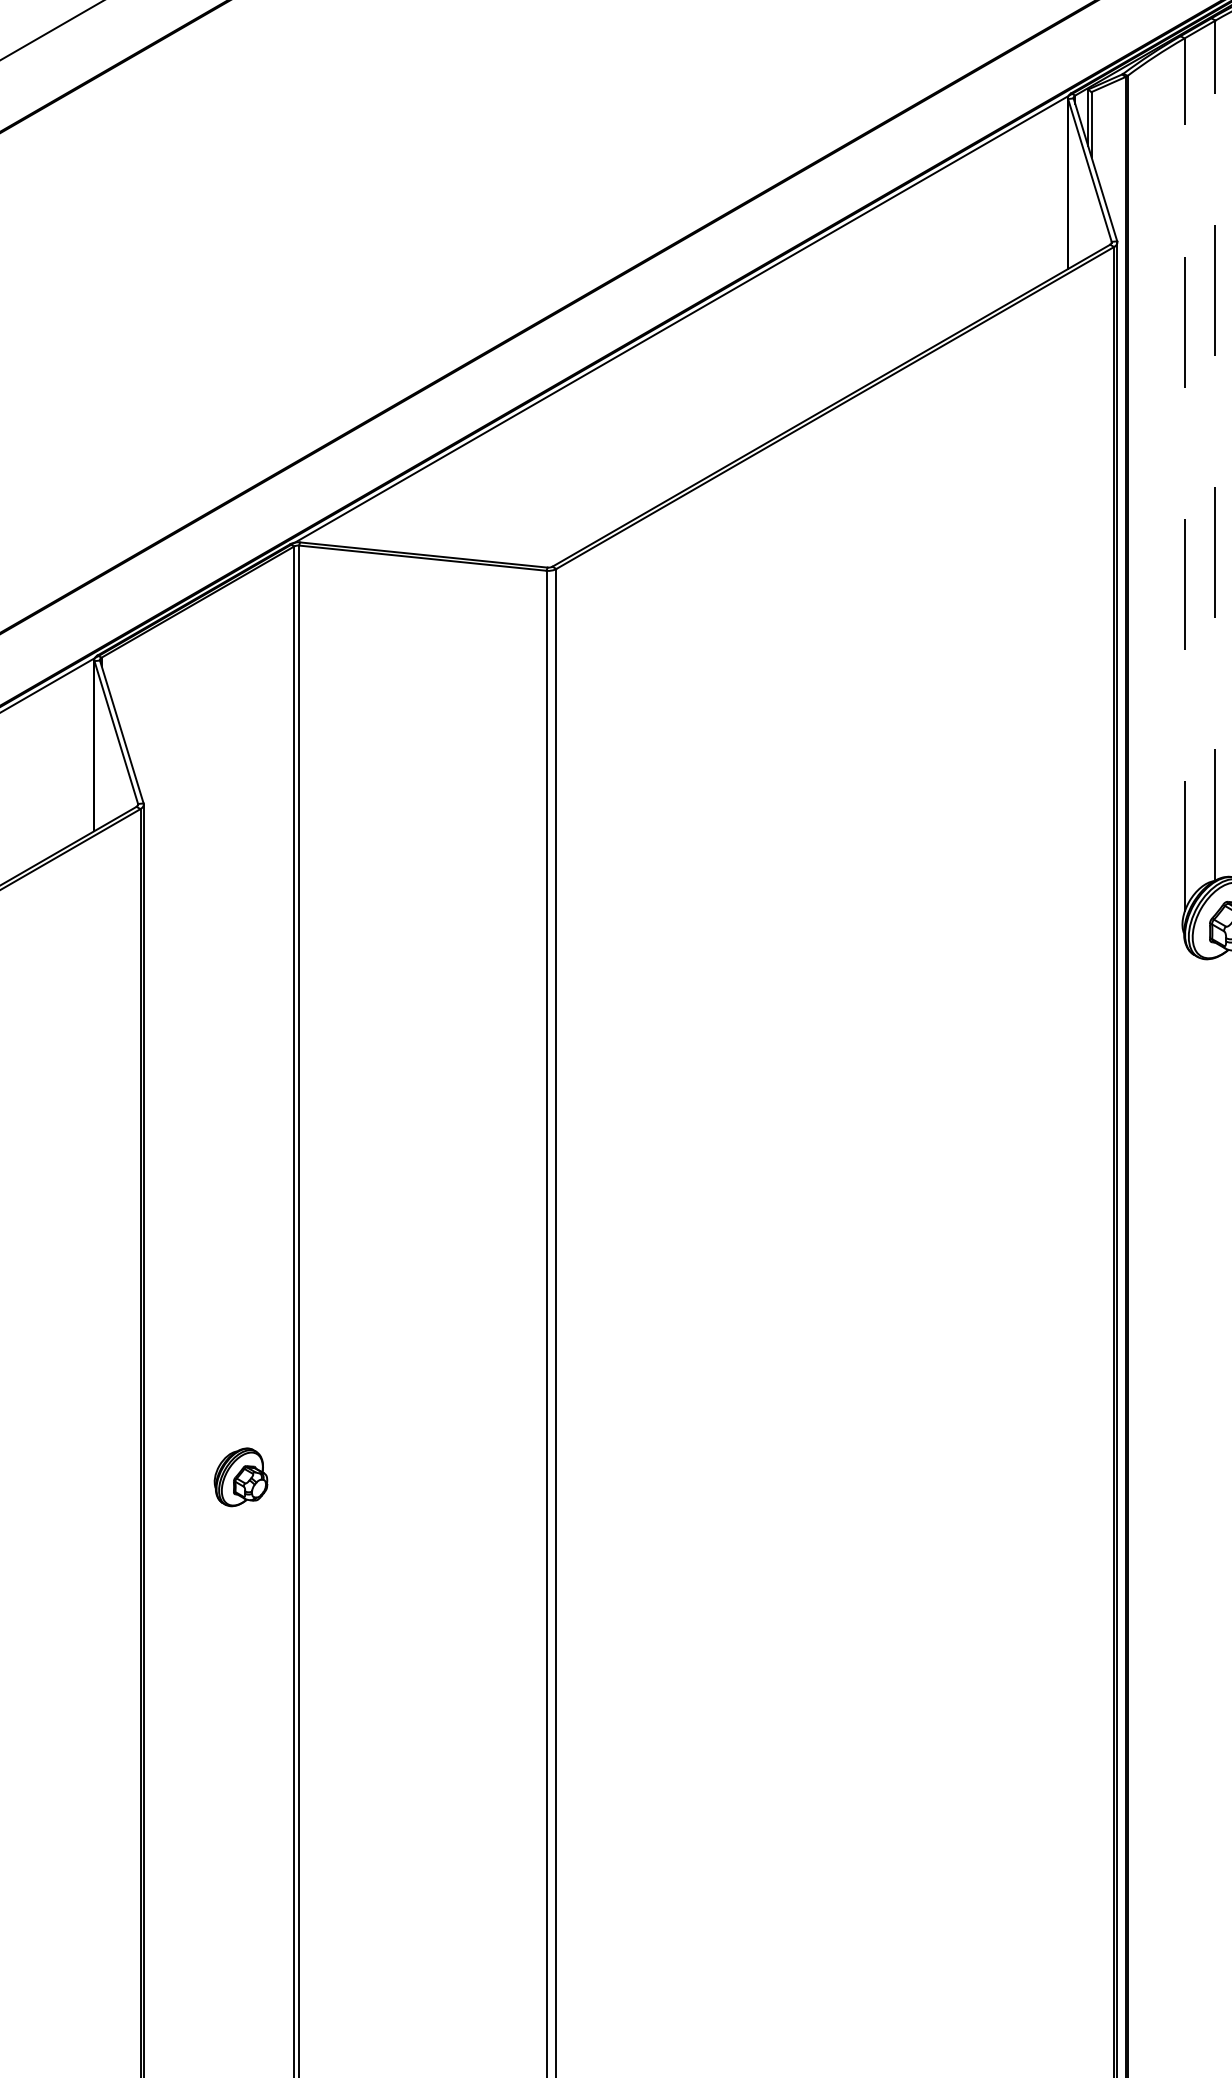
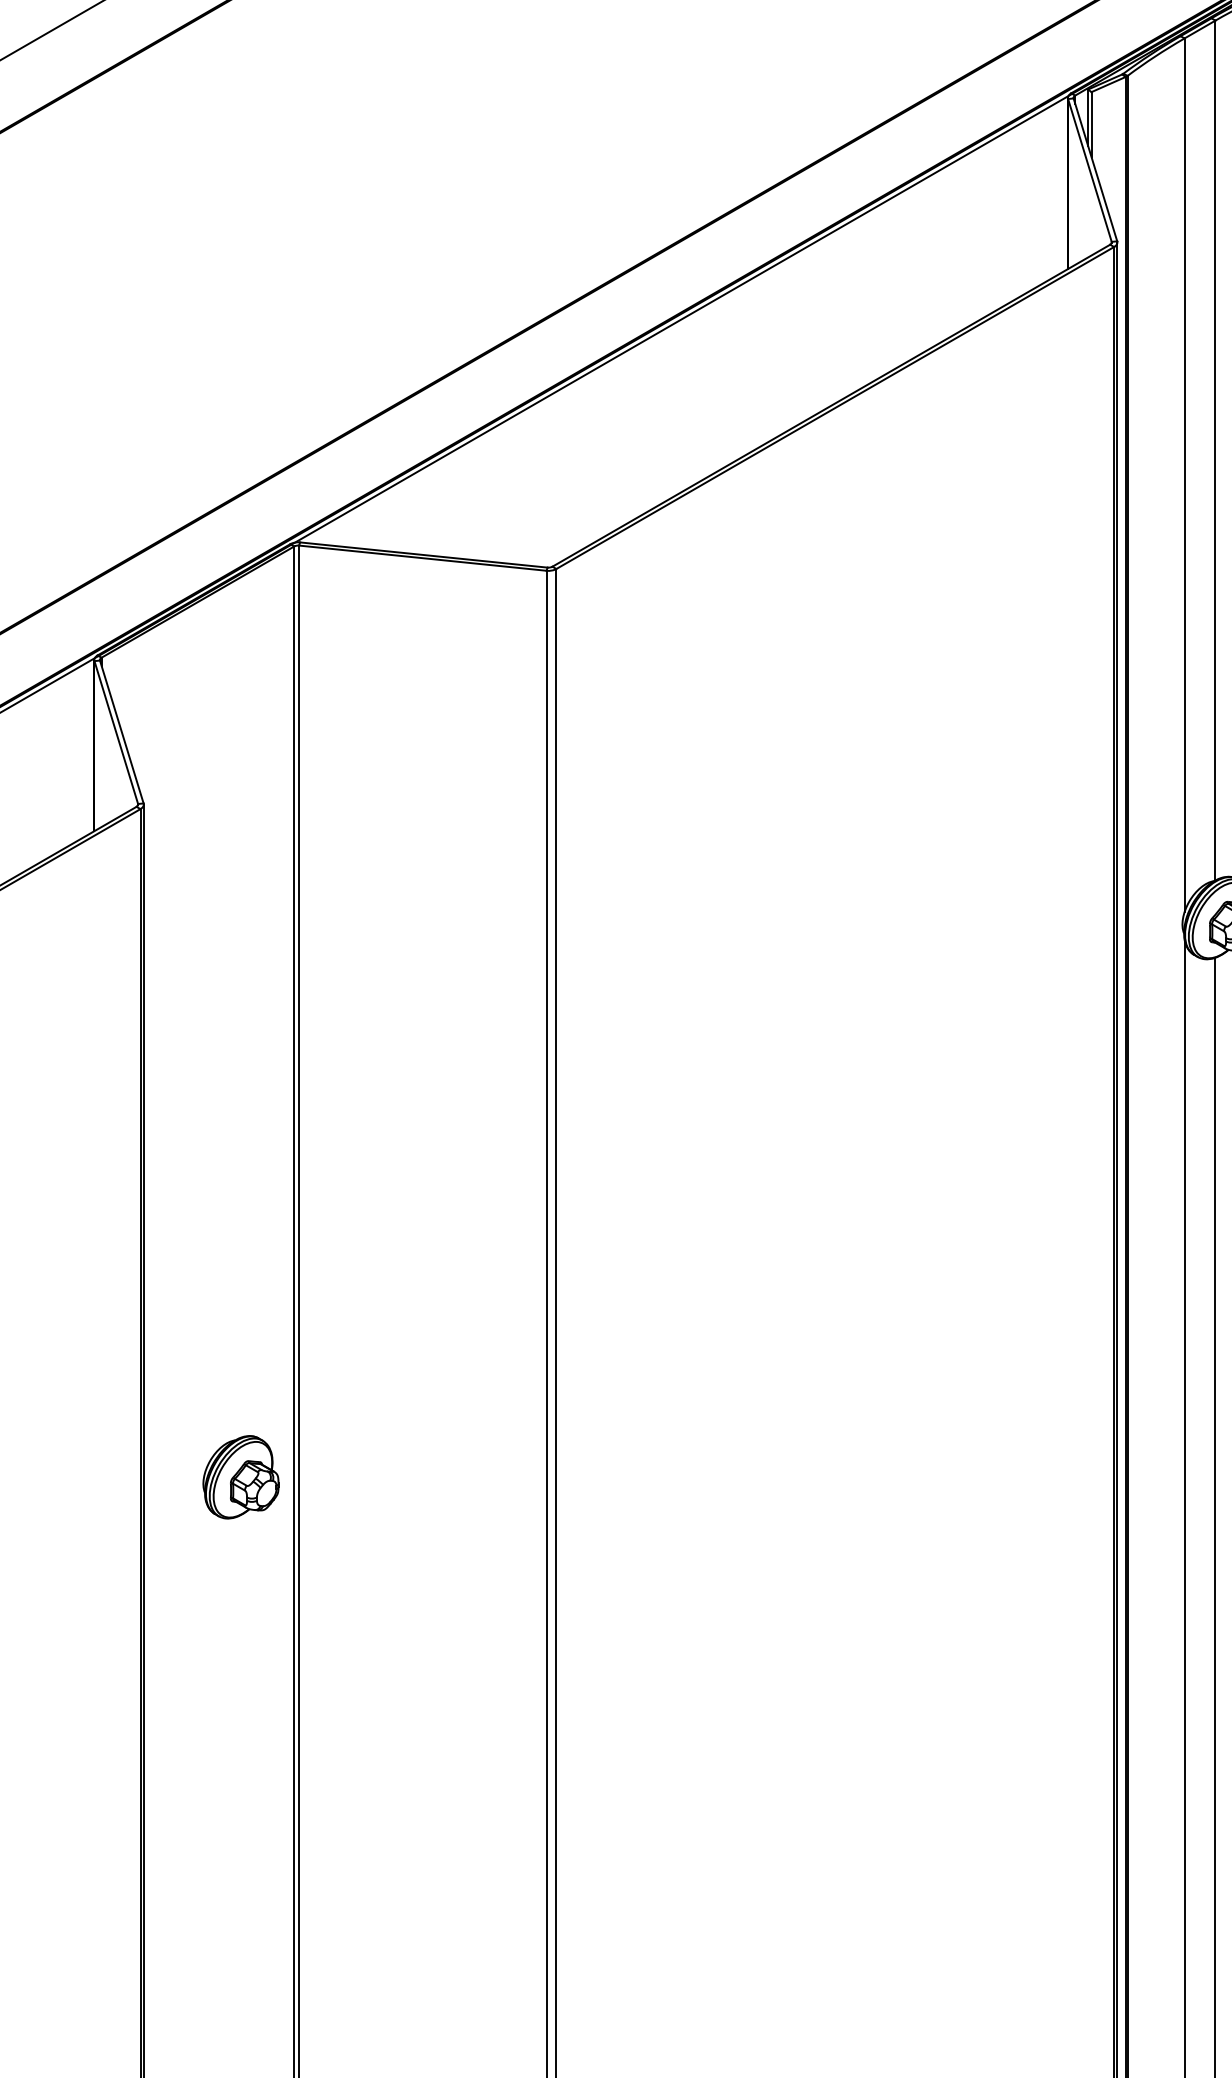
line: dashed -> solid (1215, 450)
line: dashed -> solid (1184, 475)
part size: 56x61 px -> 78x85 px (240, 1477)
line: none -> present (1184, 1506)
line: none -> present (1215, 1515)
